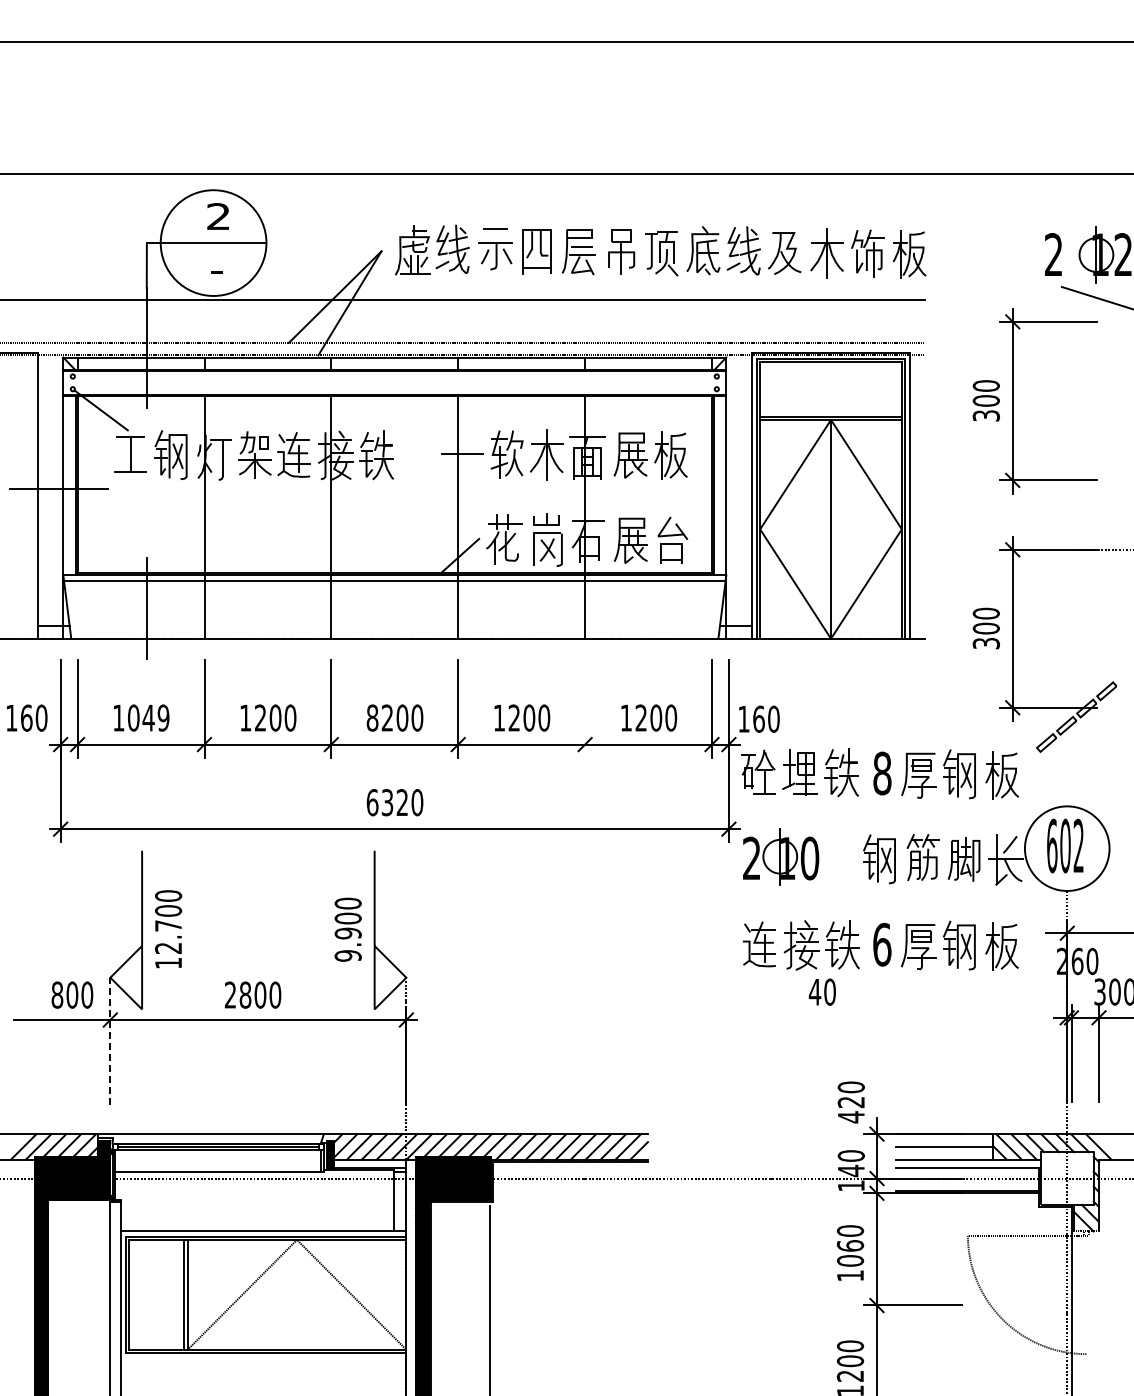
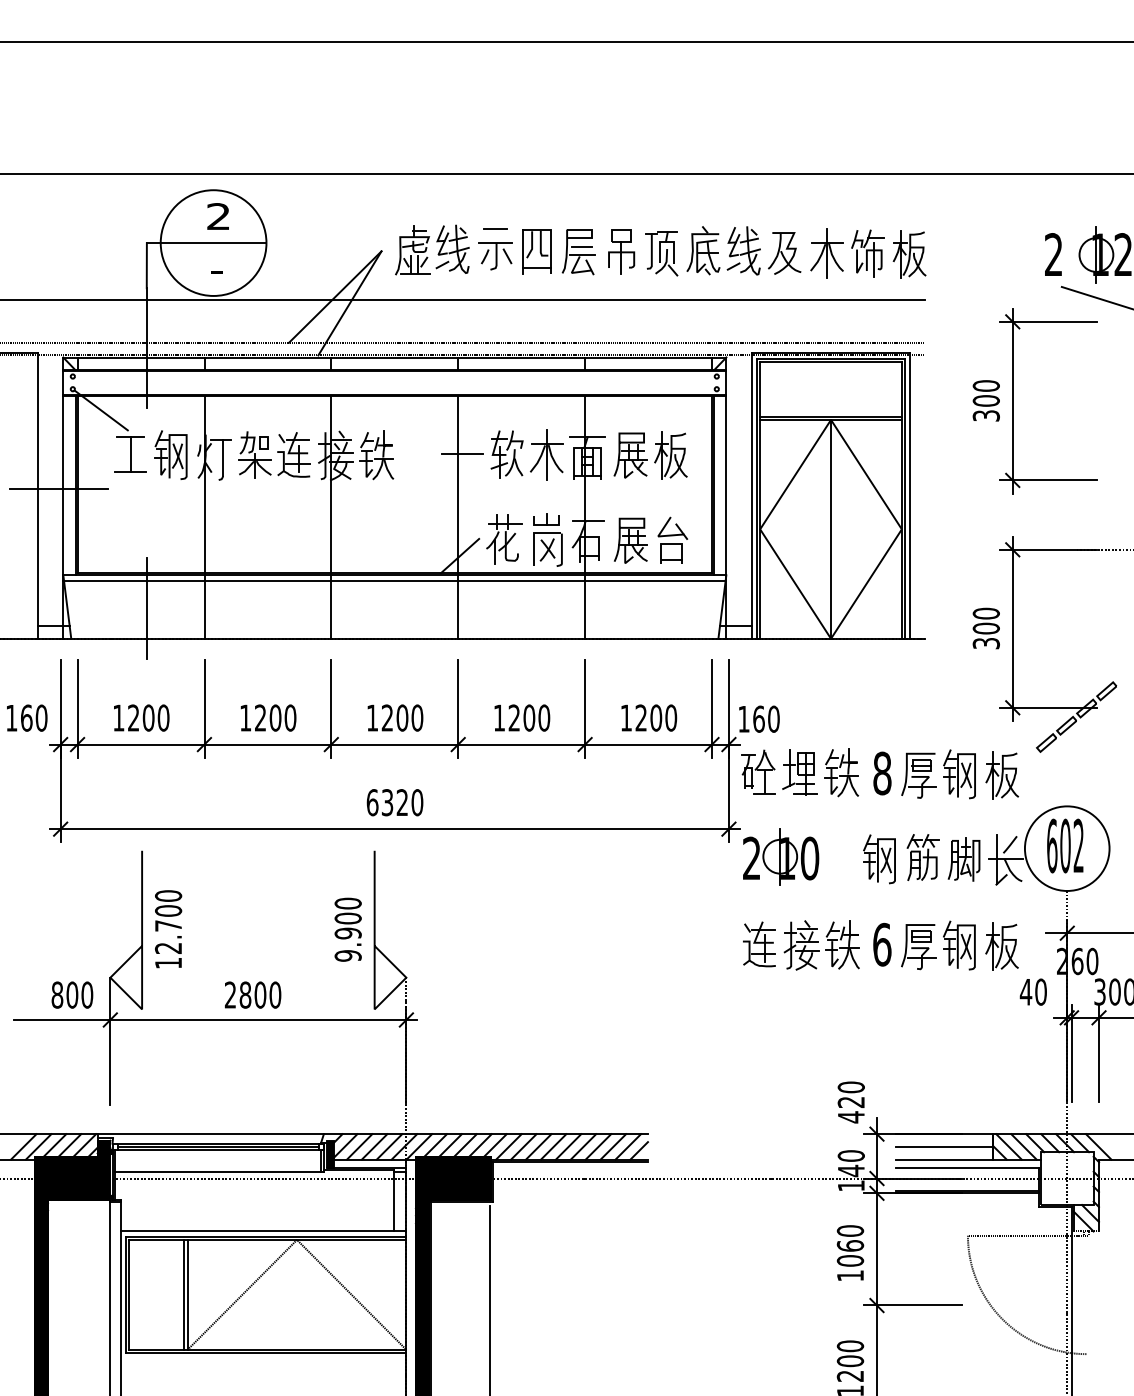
line: none -> present (585, 708)
text: 1049 -> 1200 (148, 717)
text: 8200 -> 1200 (372, 717)
text position: (821, 991) -> (1032, 991) (1032, 991)
line: dashed -> solid (110, 1040)
